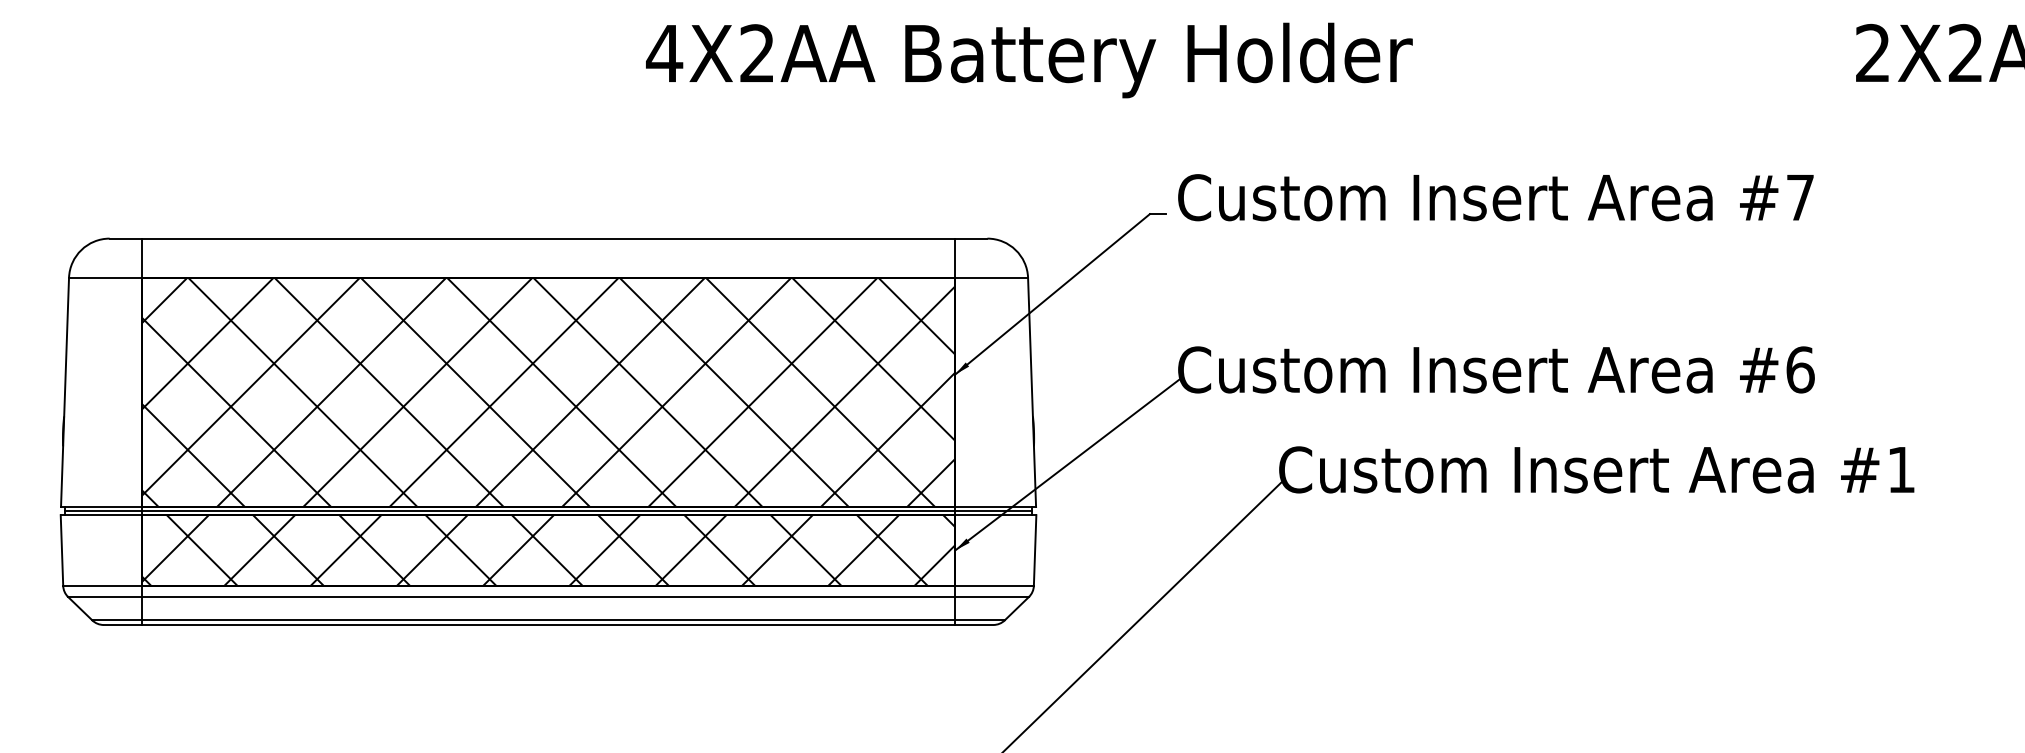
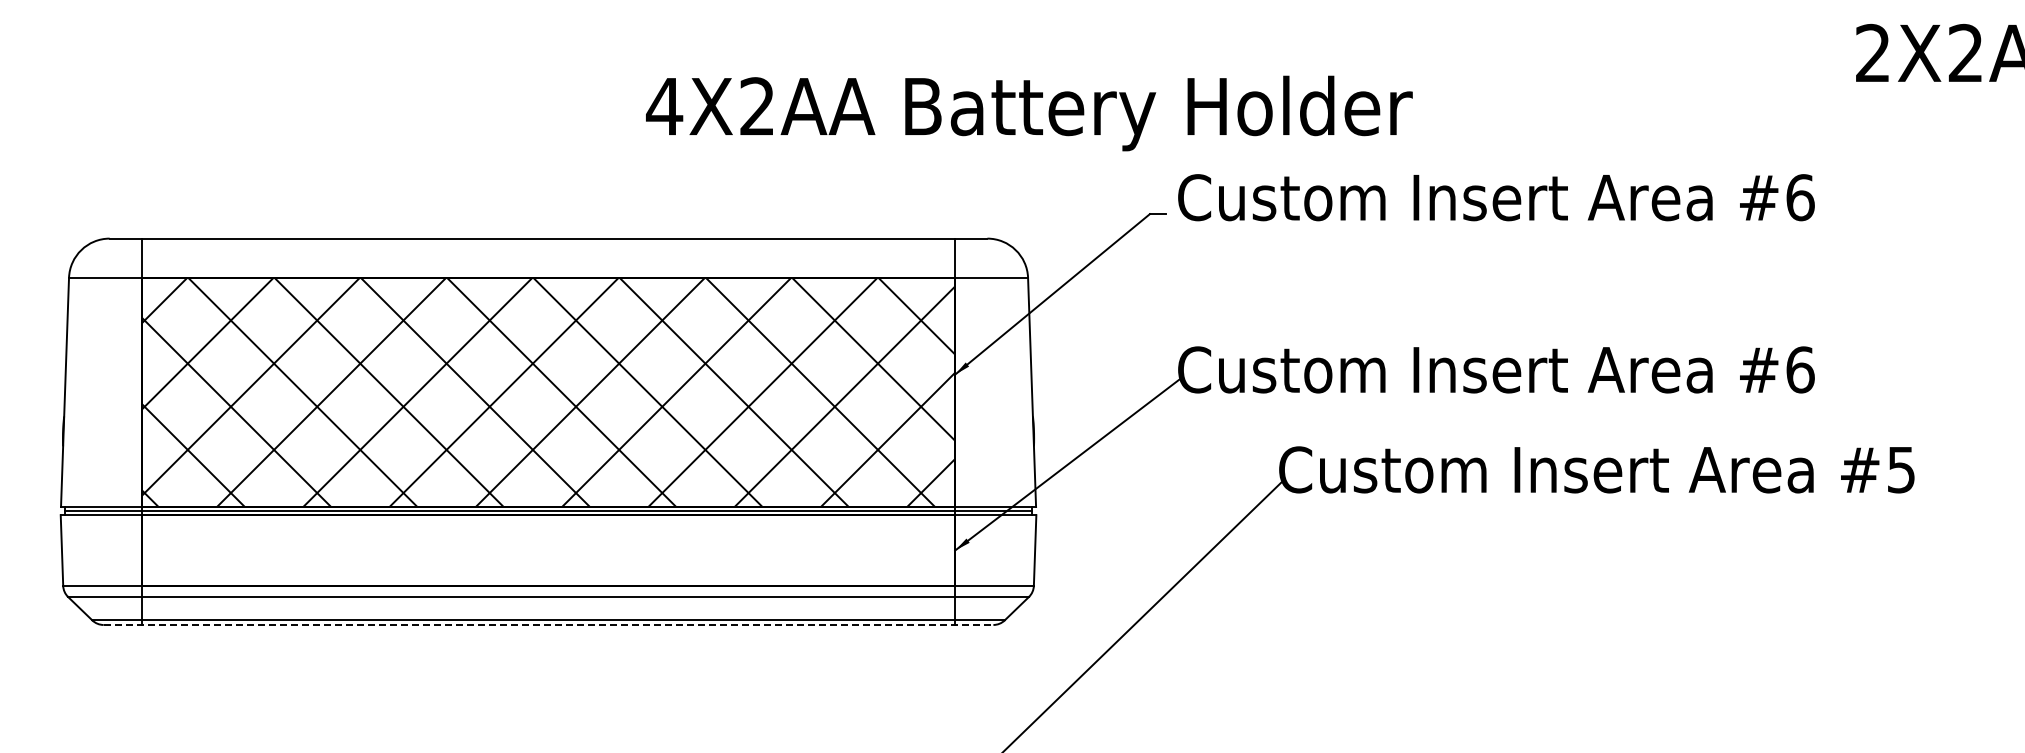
text position: (1029, 60) -> (1029, 113) (1029, 113)
text: #7 -> #6 (1800, 197)
text: #1 -> #5 (1901, 470)
hatch: present -> none (548, 550)
line: solid -> dashed (548, 624)
